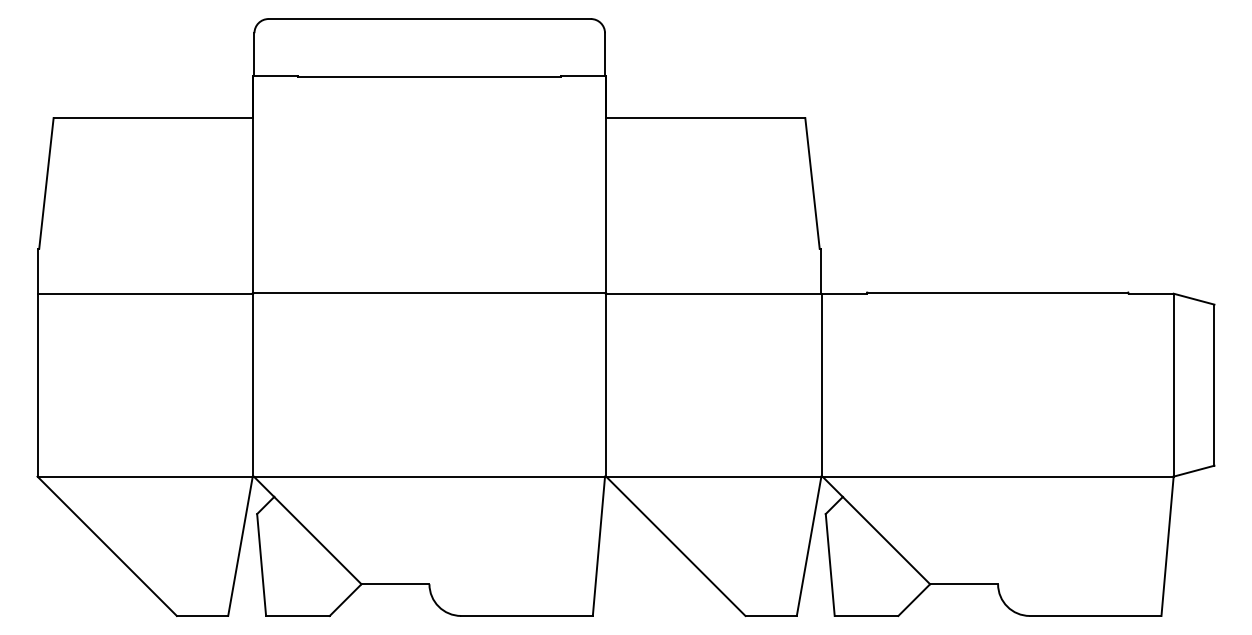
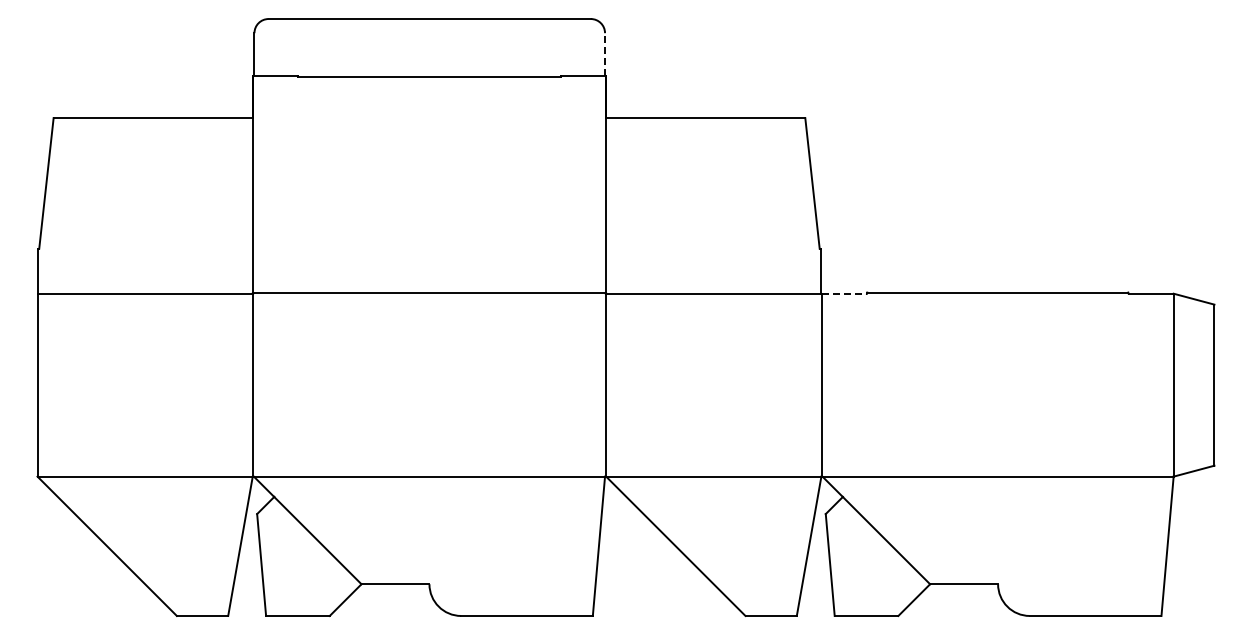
line: solid -> dashed (605, 53)
line: solid -> dashed (844, 293)
